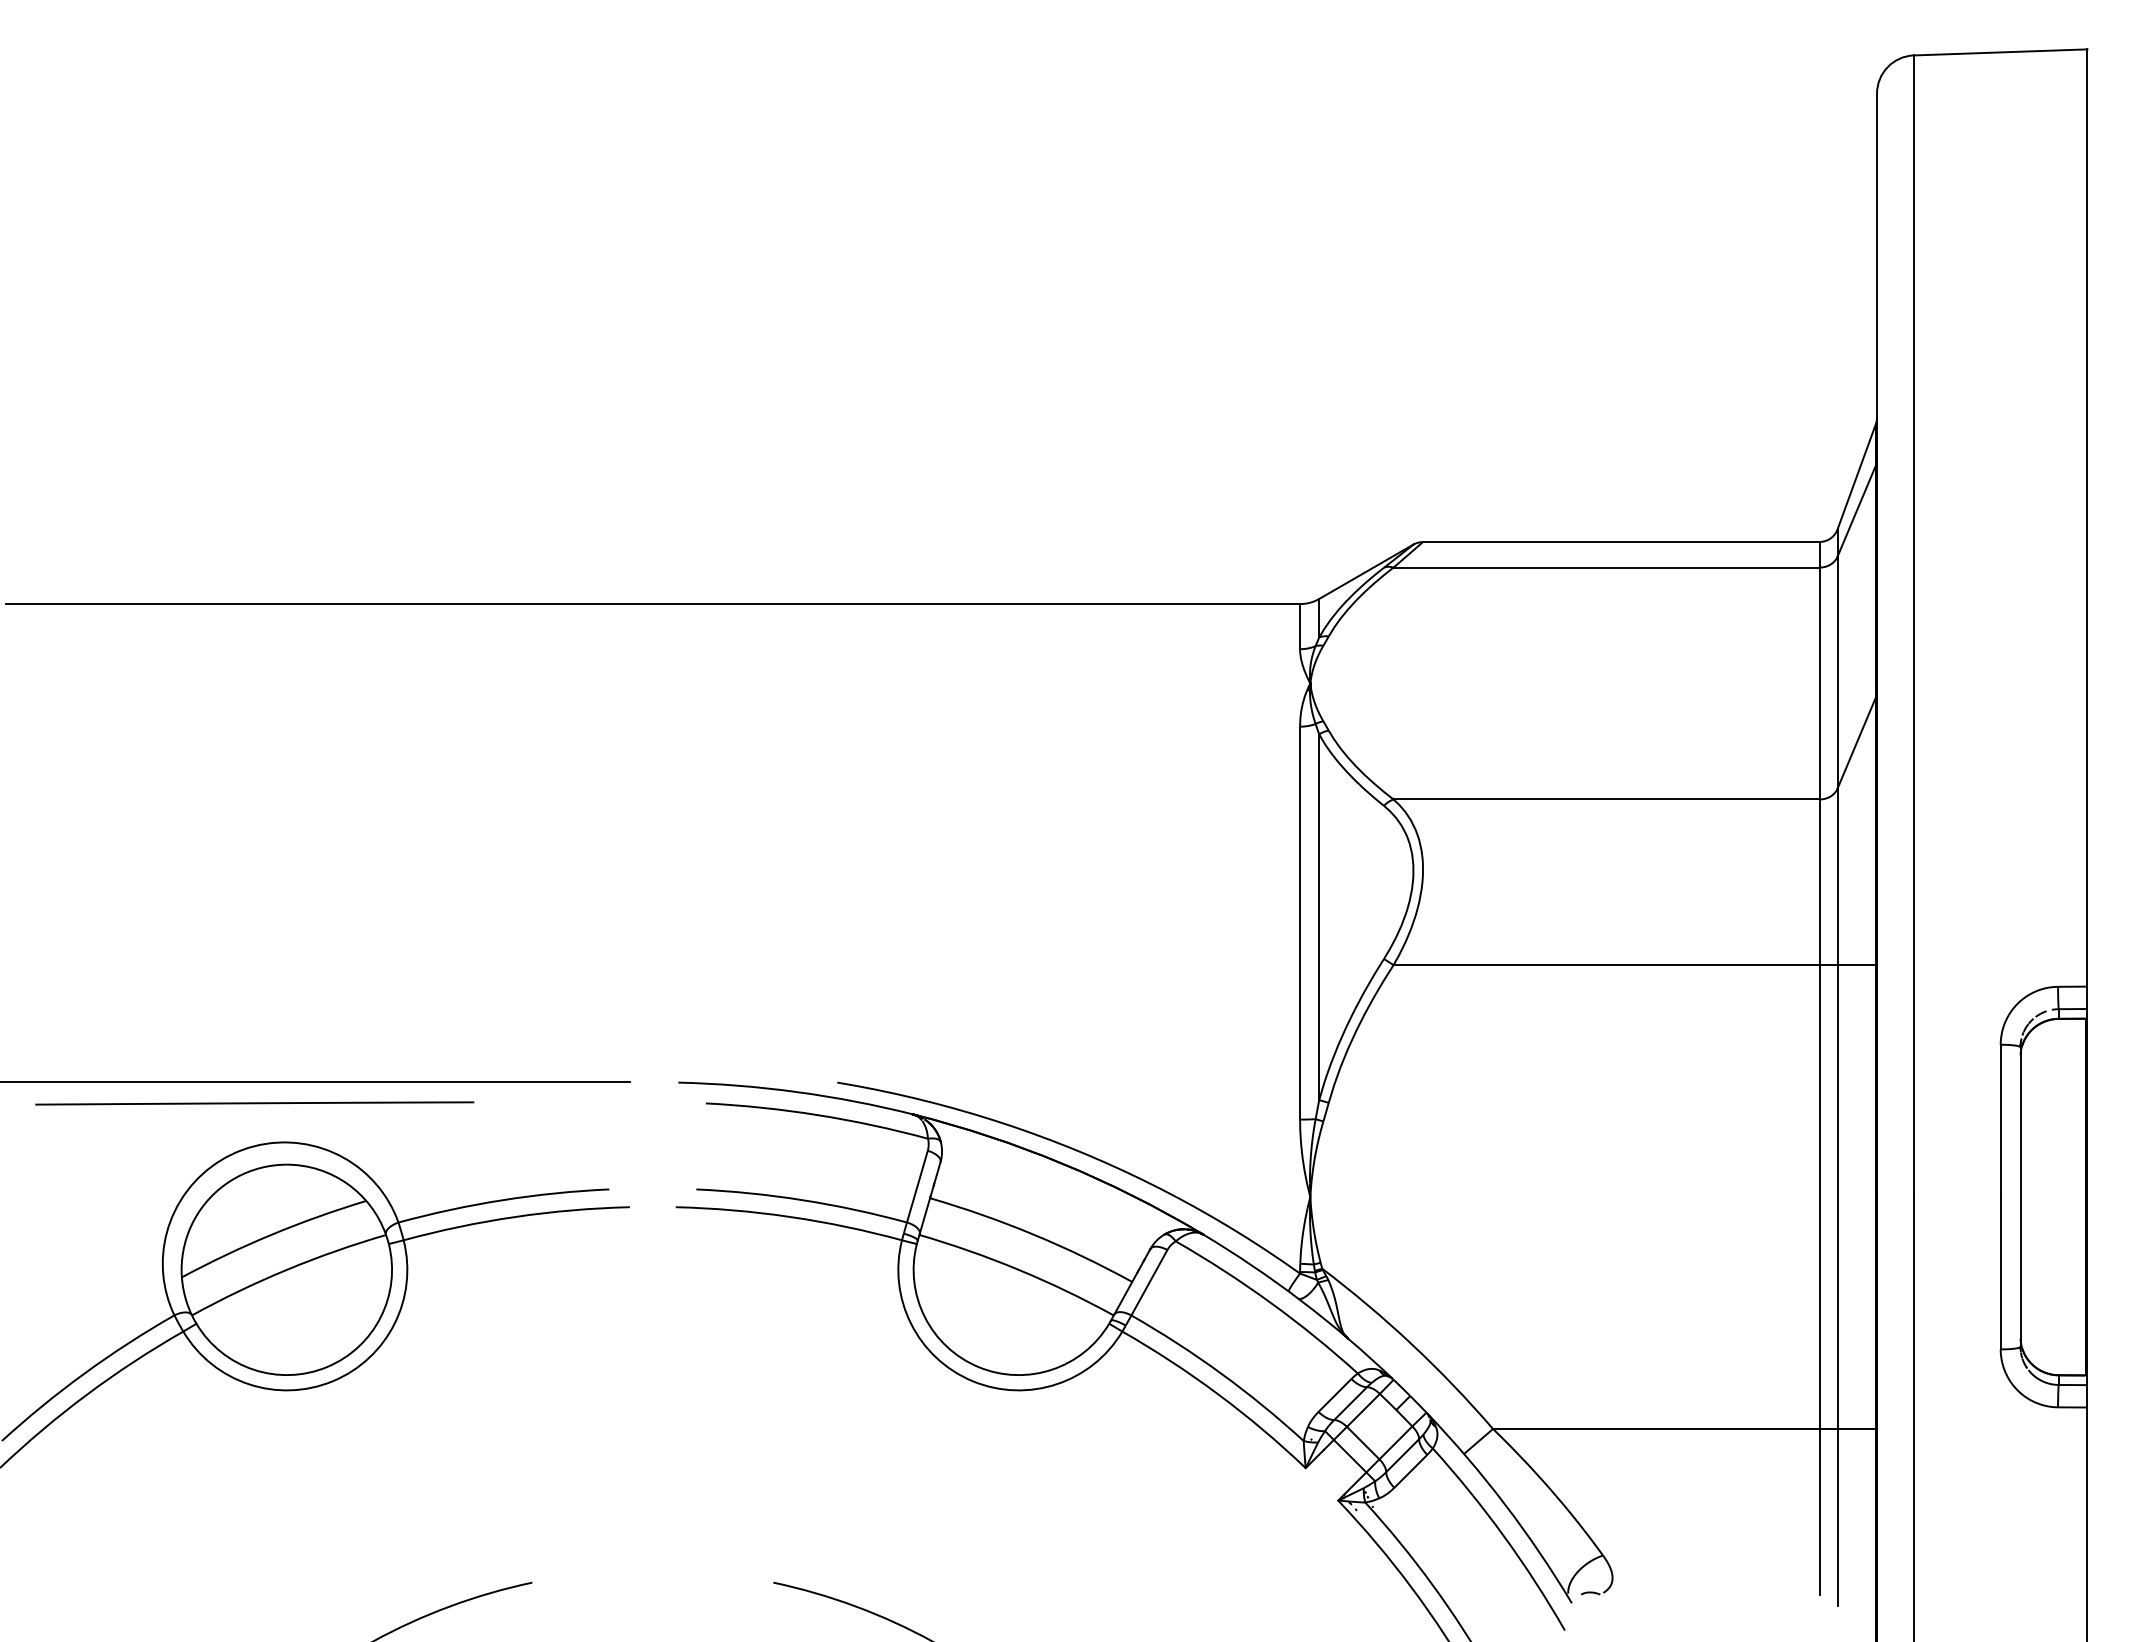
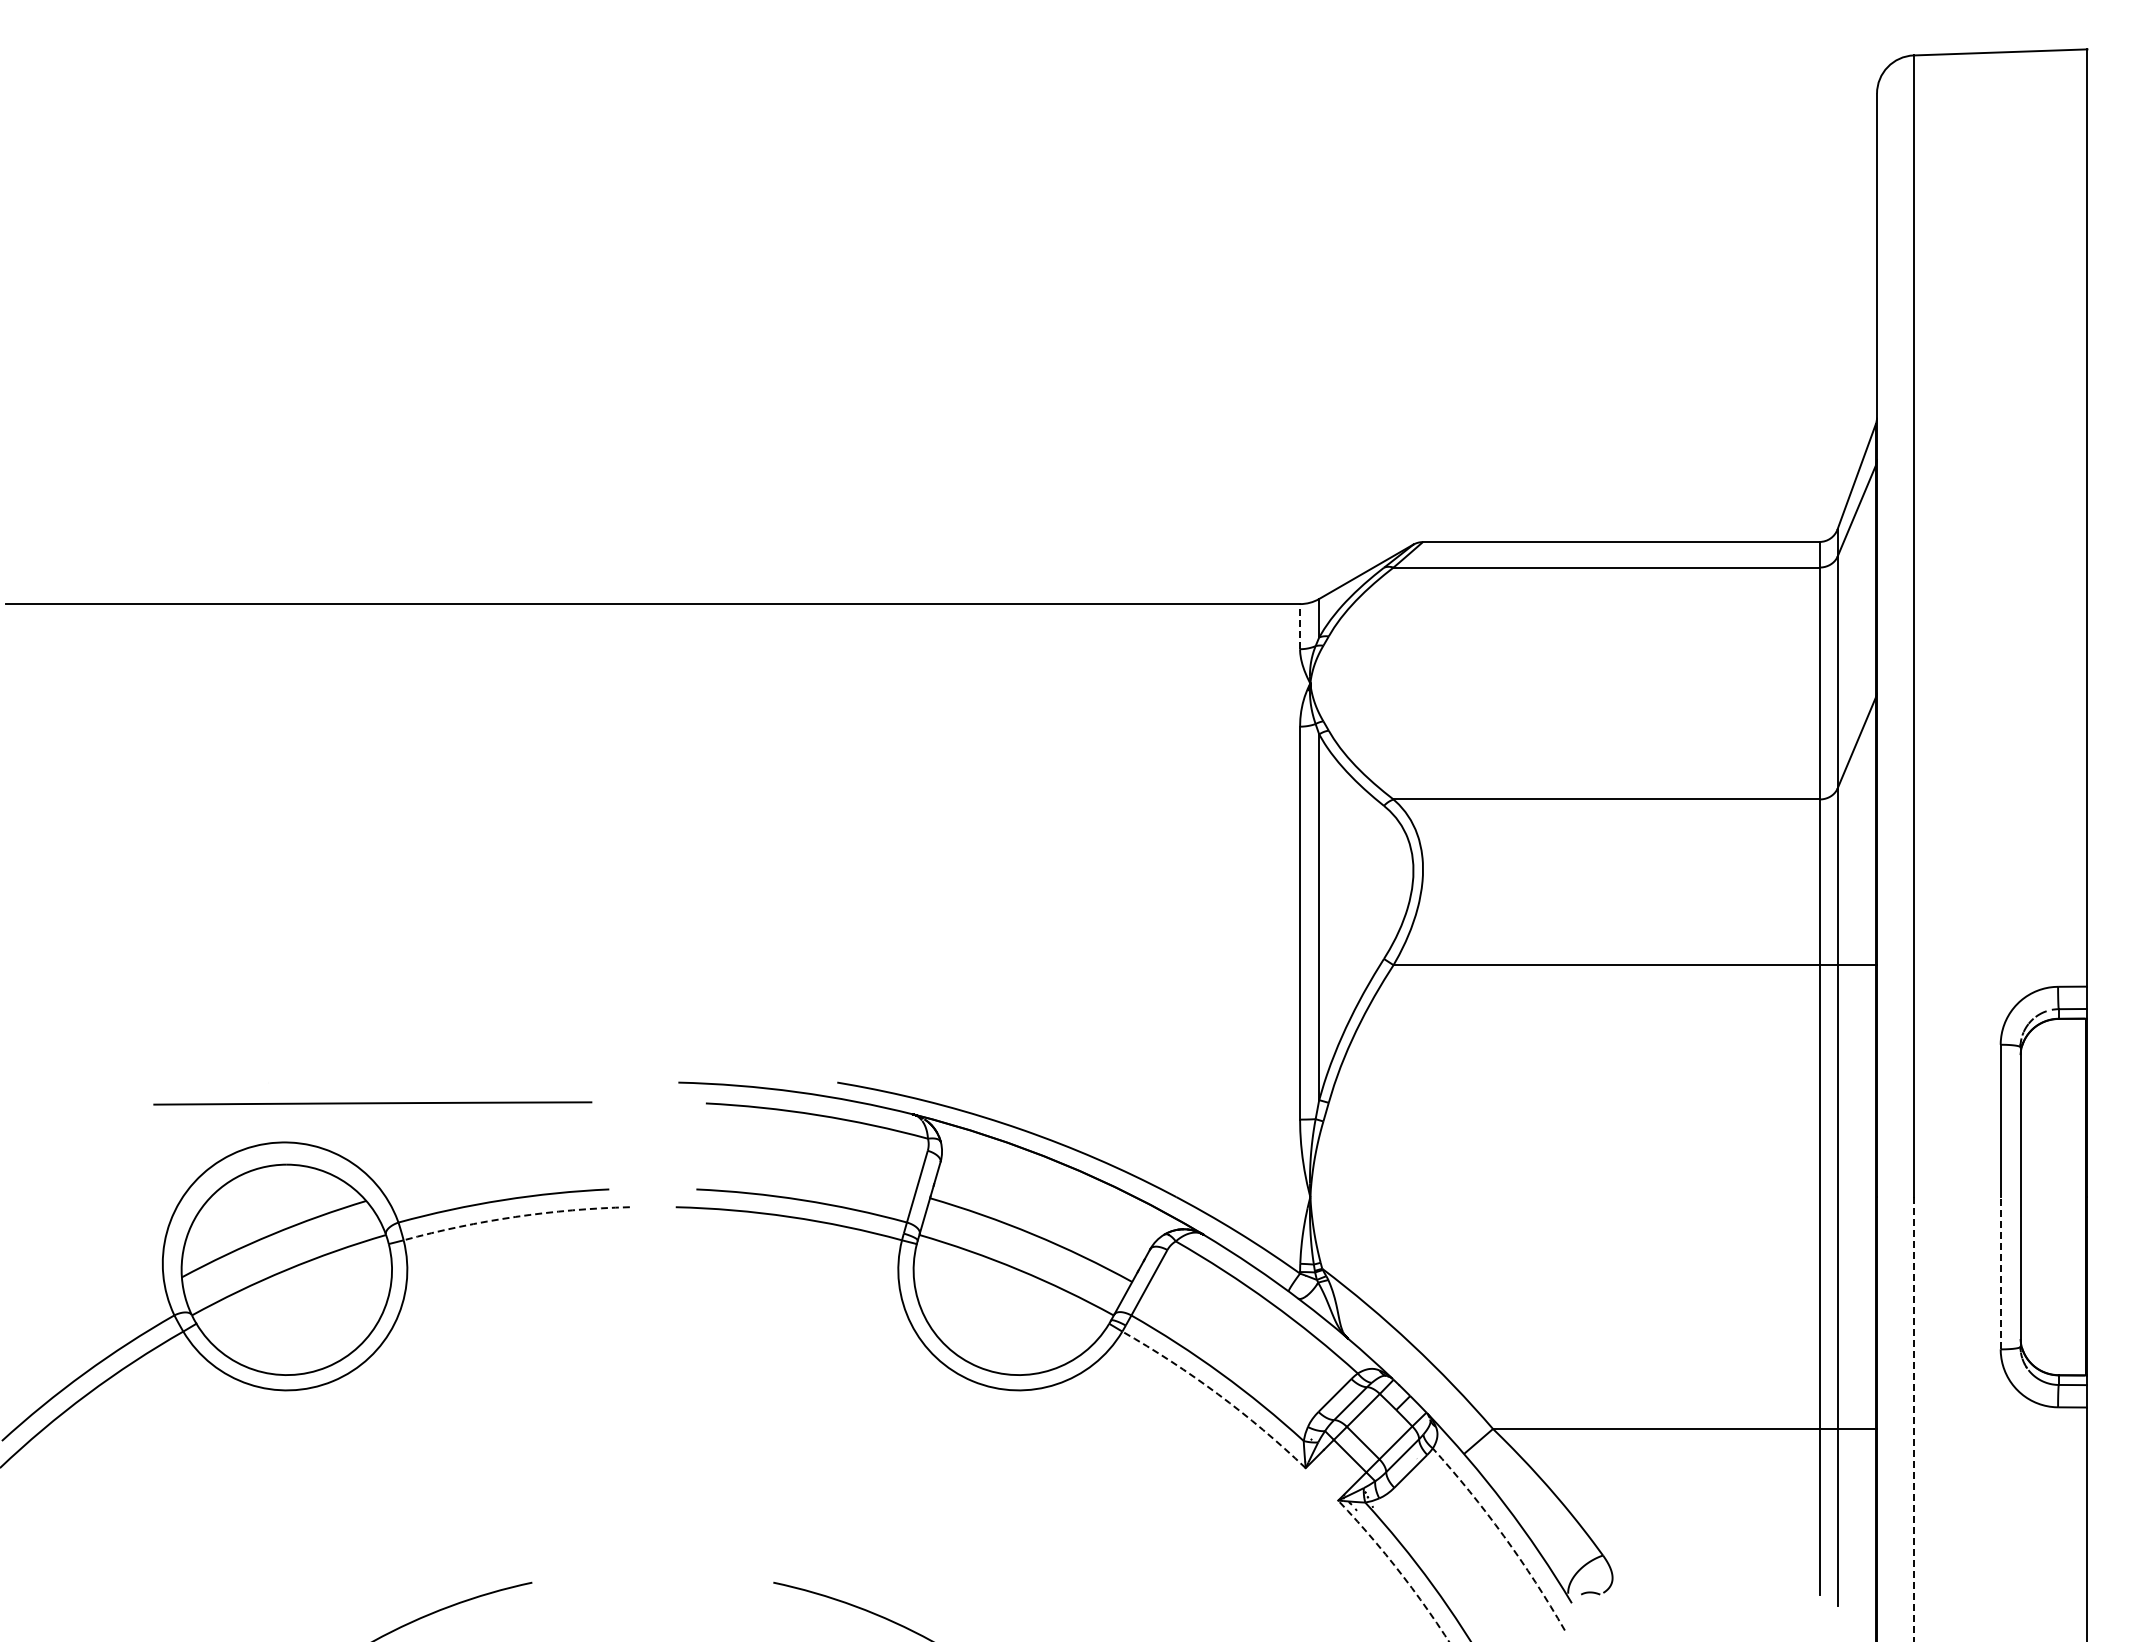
line: solid -> dashed (1300, 626)
line: present -> none (315, 1082)
line position: (254, 1103) -> (372, 1103) (372, 1103)
arc: solid -> dashed (515, 1216)
line: solid -> dashed (2000, 1272)
arc: solid -> dashed (1218, 1394)
line: solid -> dashed (1913, 1420)
arc: solid -> dashed (1503, 1535)
arc: solid -> dashed (1396, 1568)
